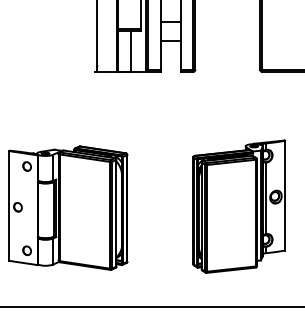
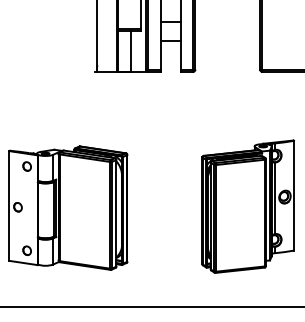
part position: (238, 206) -> (247, 206) (247, 206)
